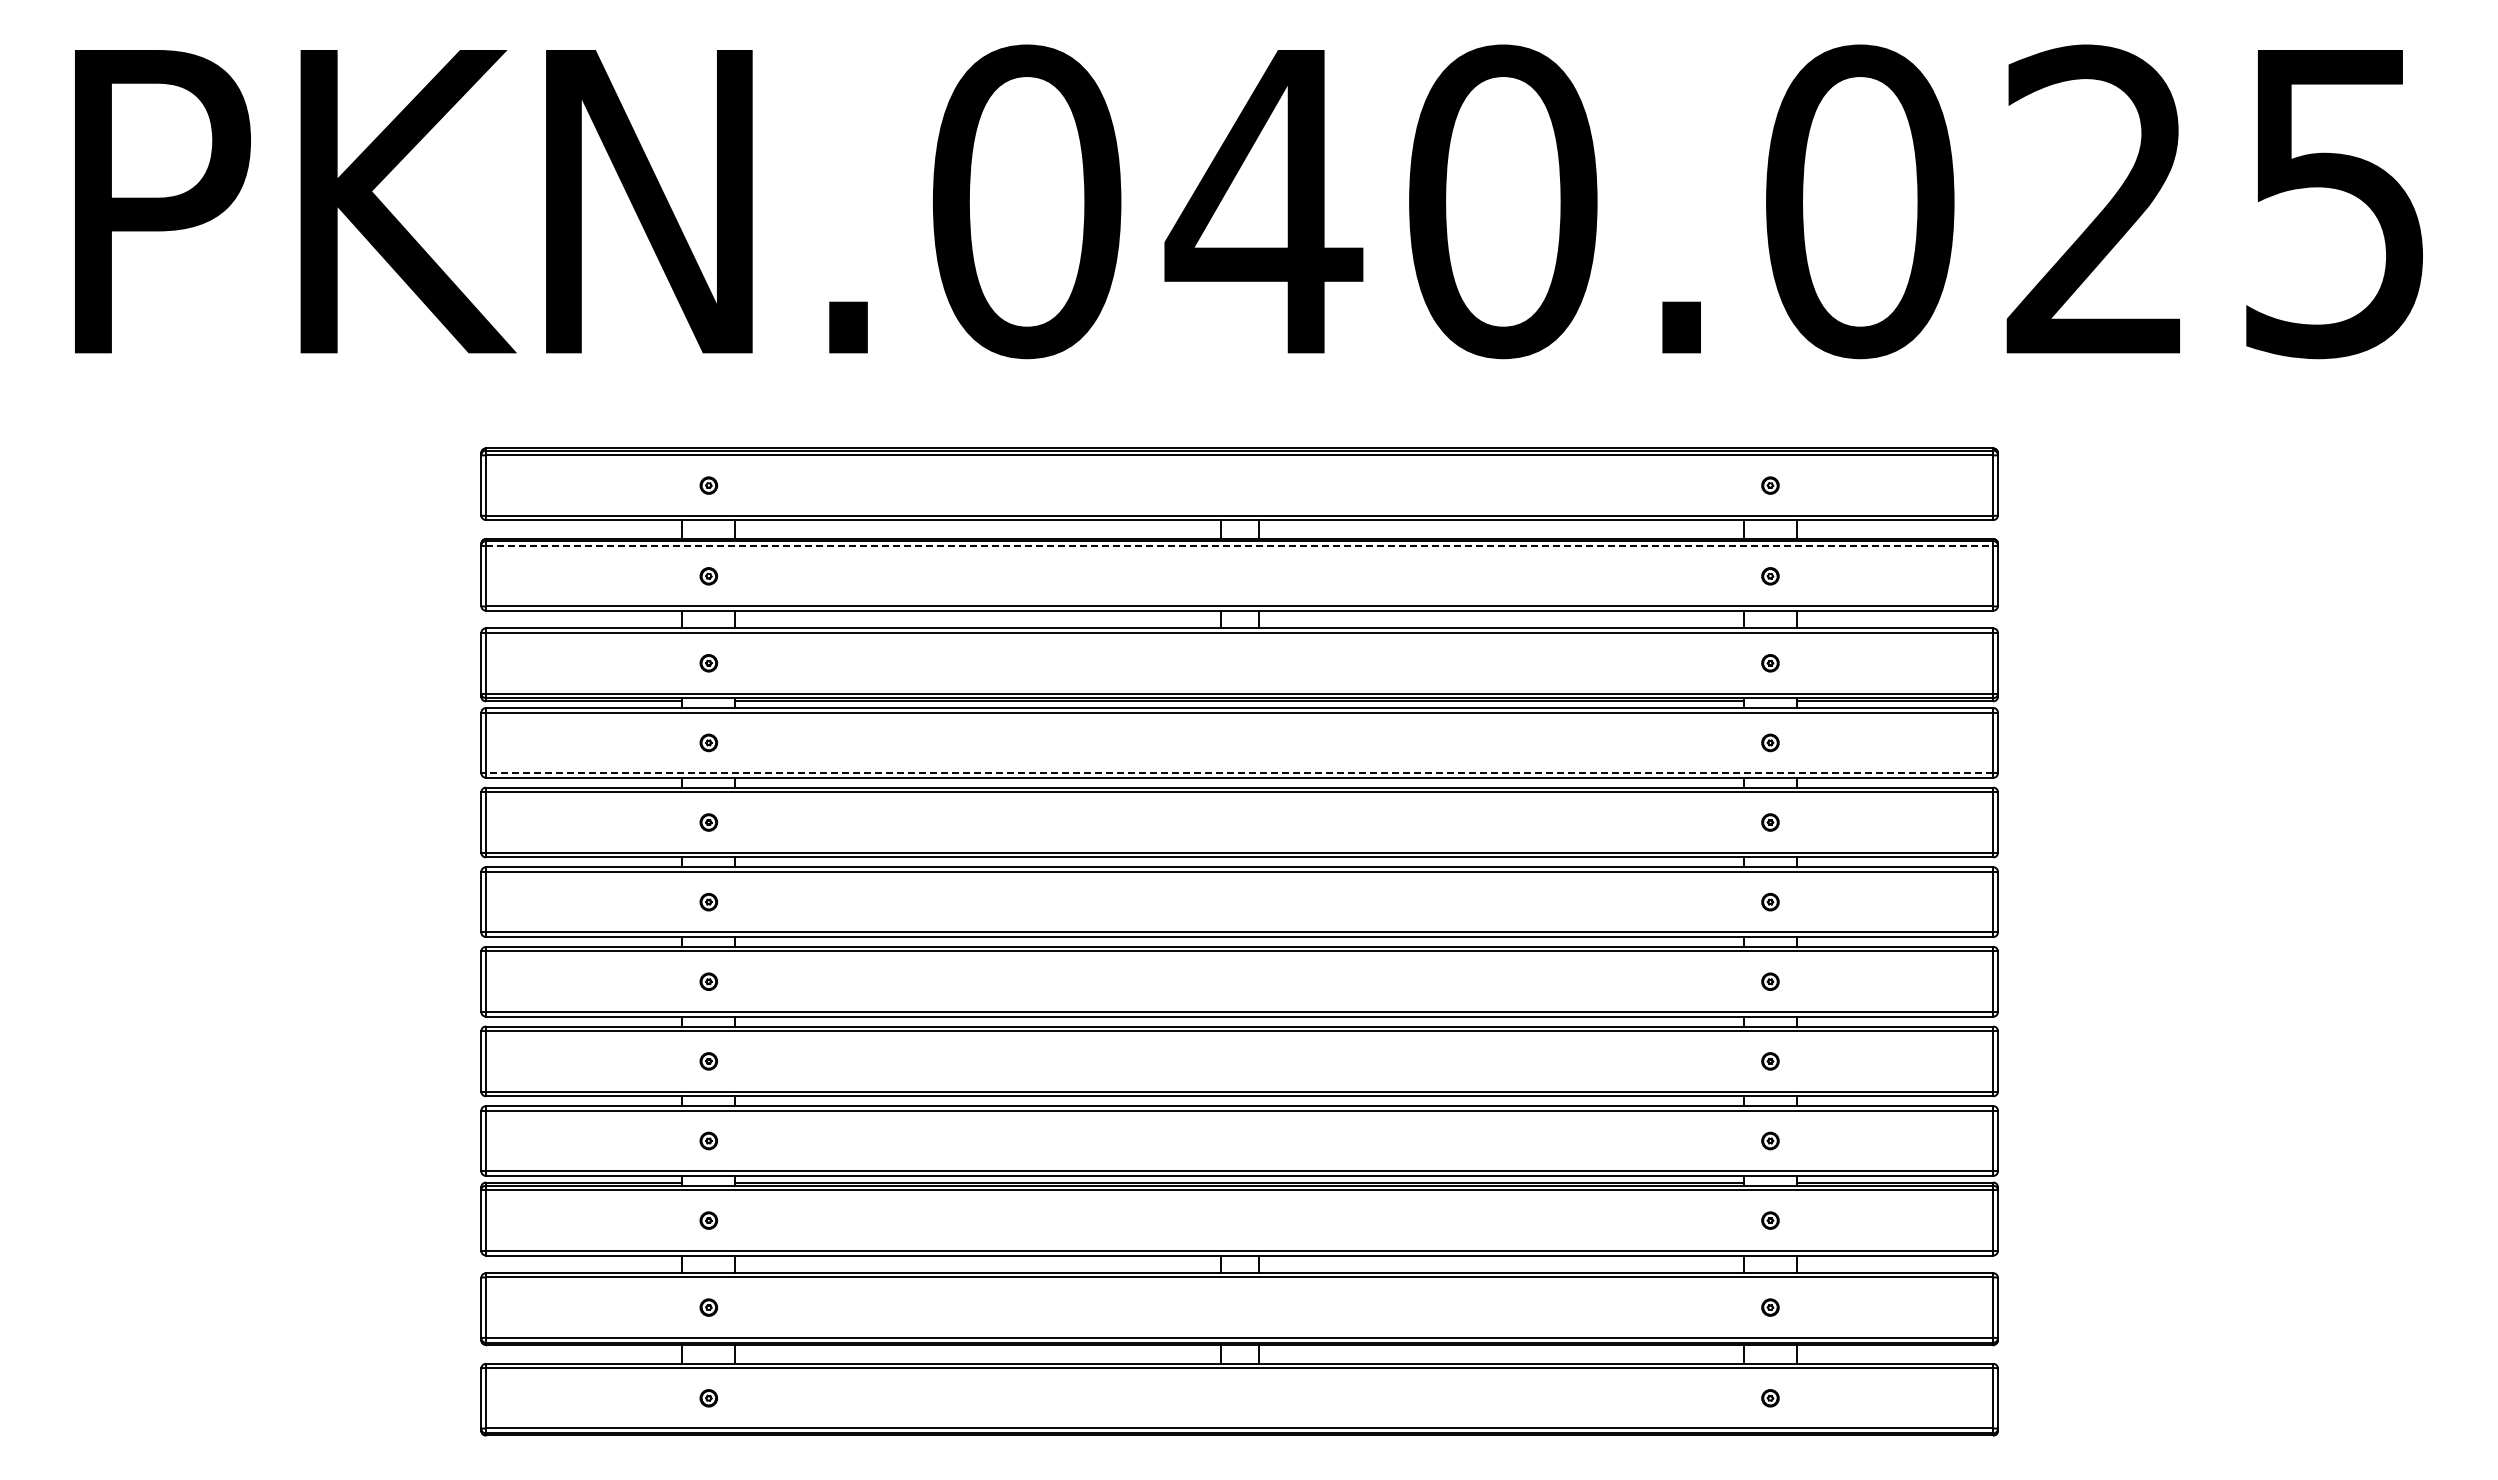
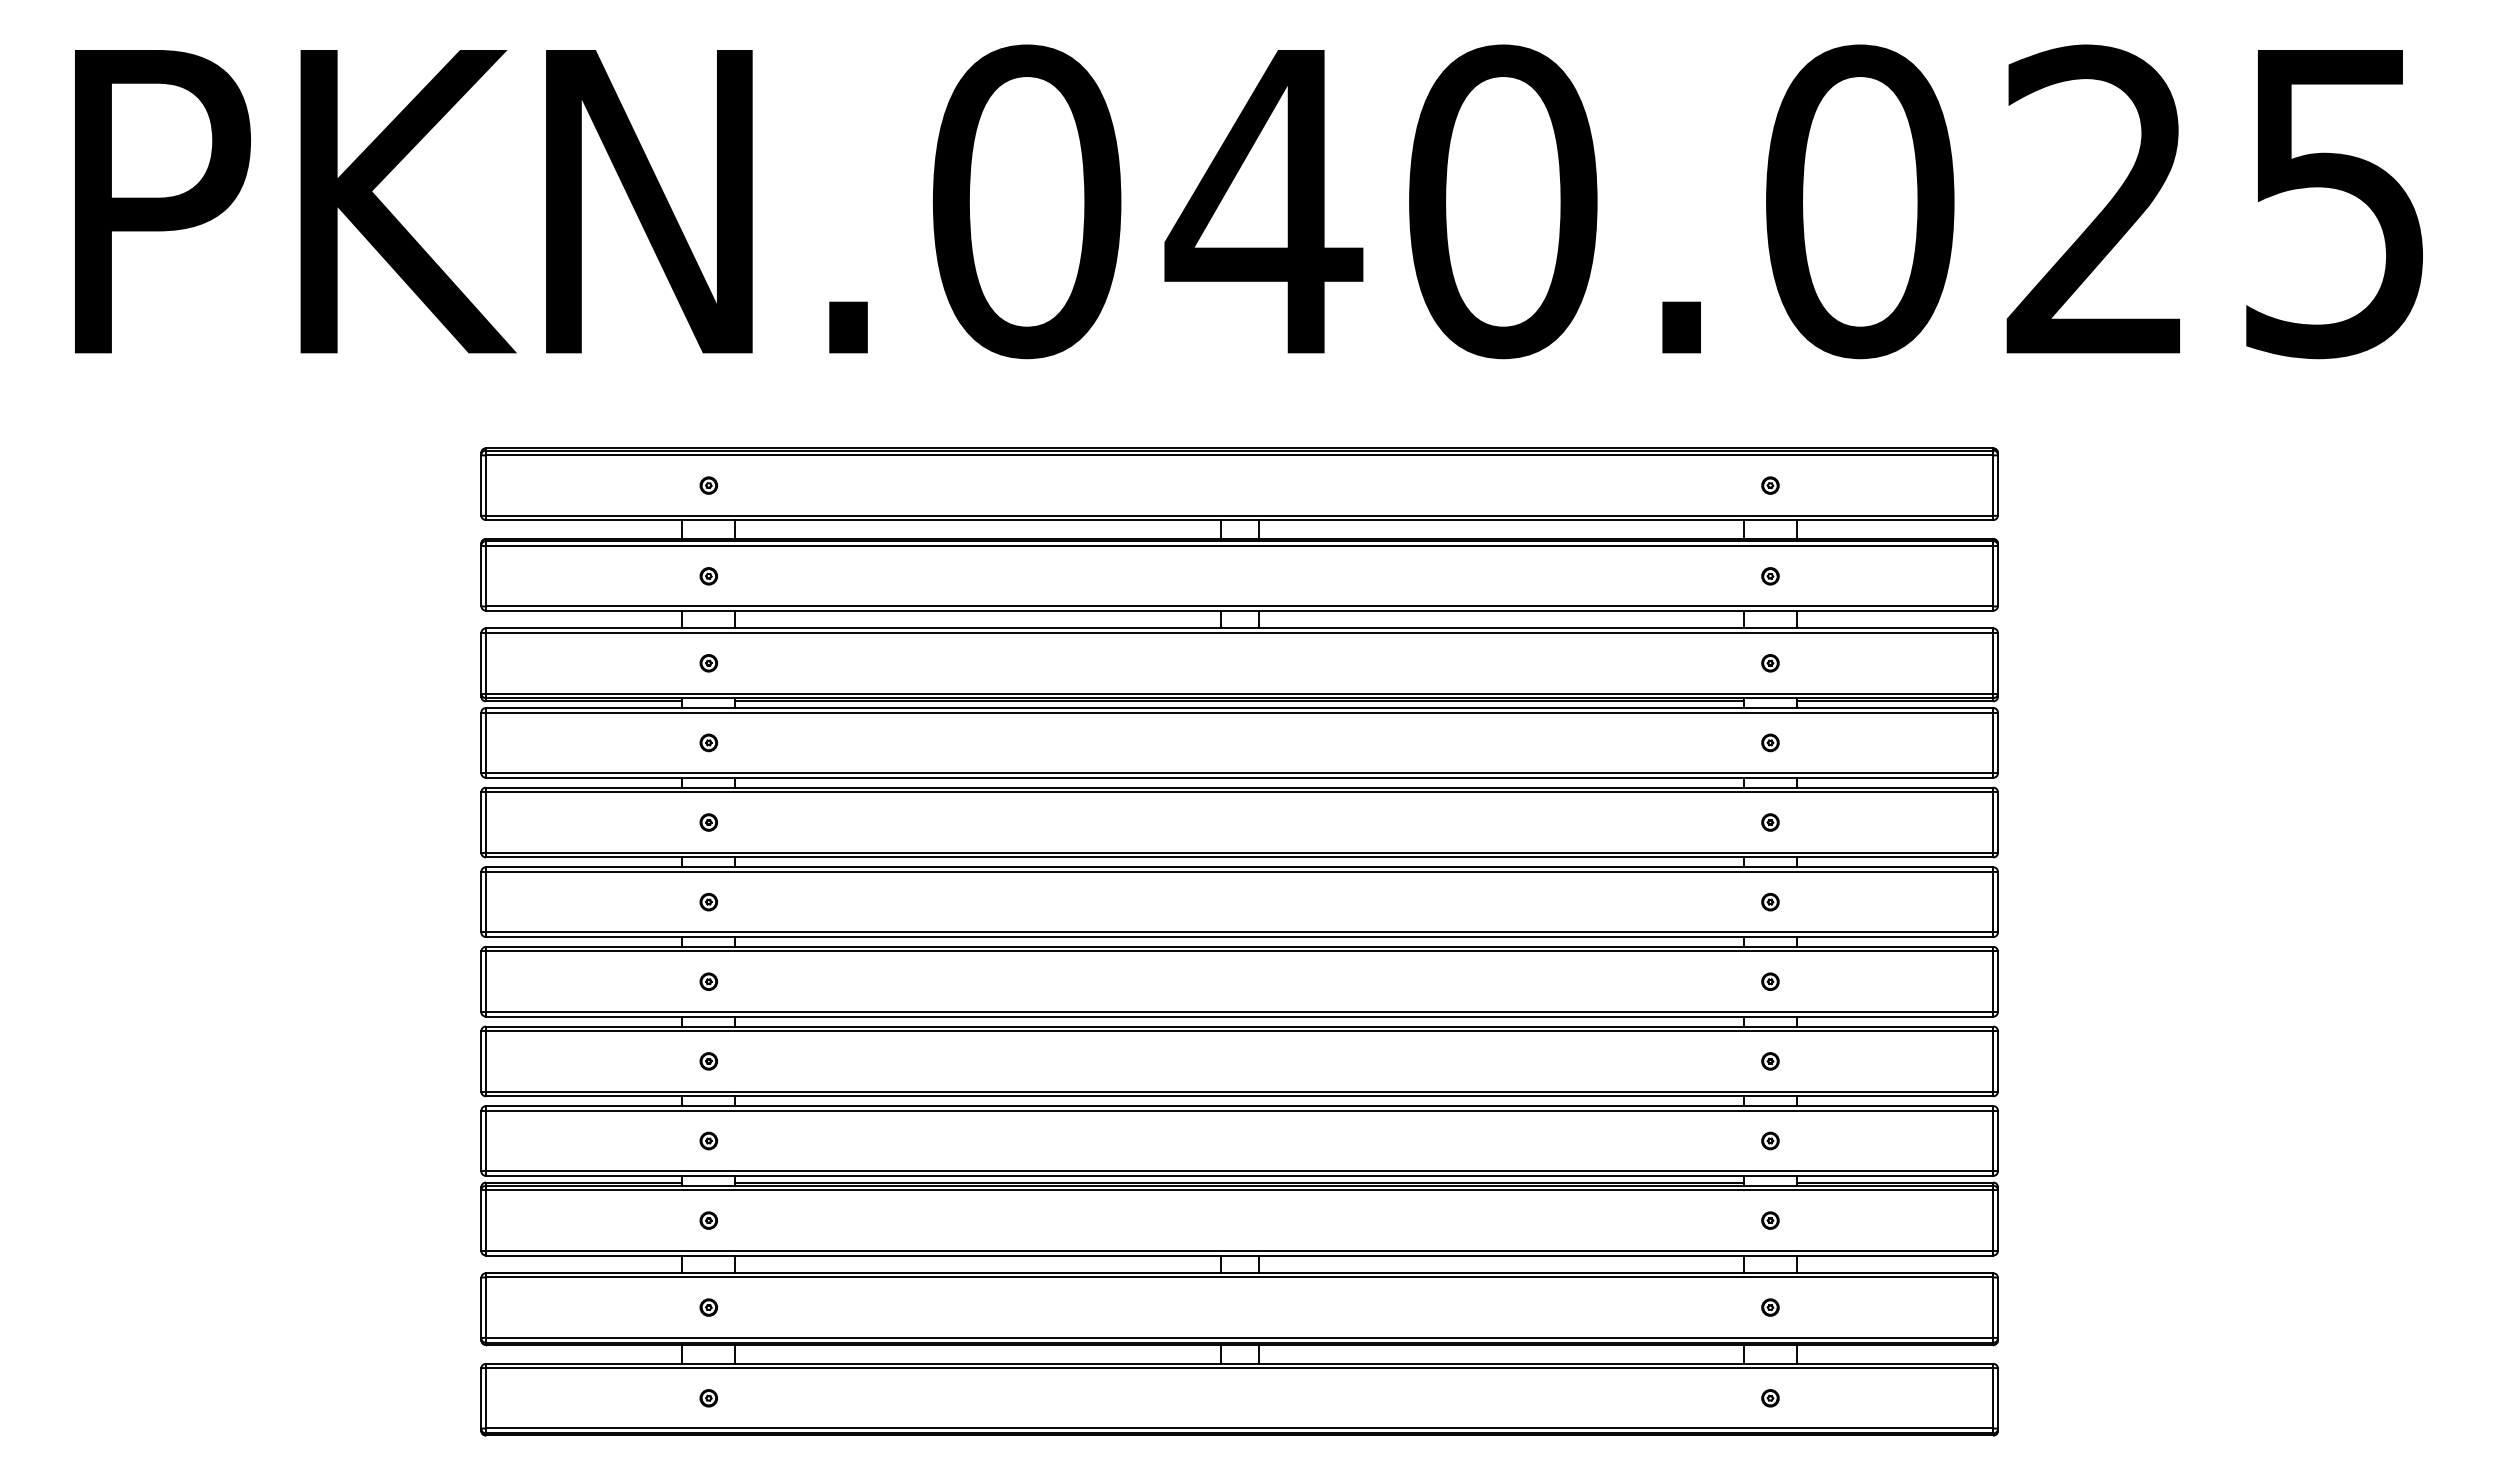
line: dashed -> solid (1239, 546)
line: dashed -> solid (1239, 773)
